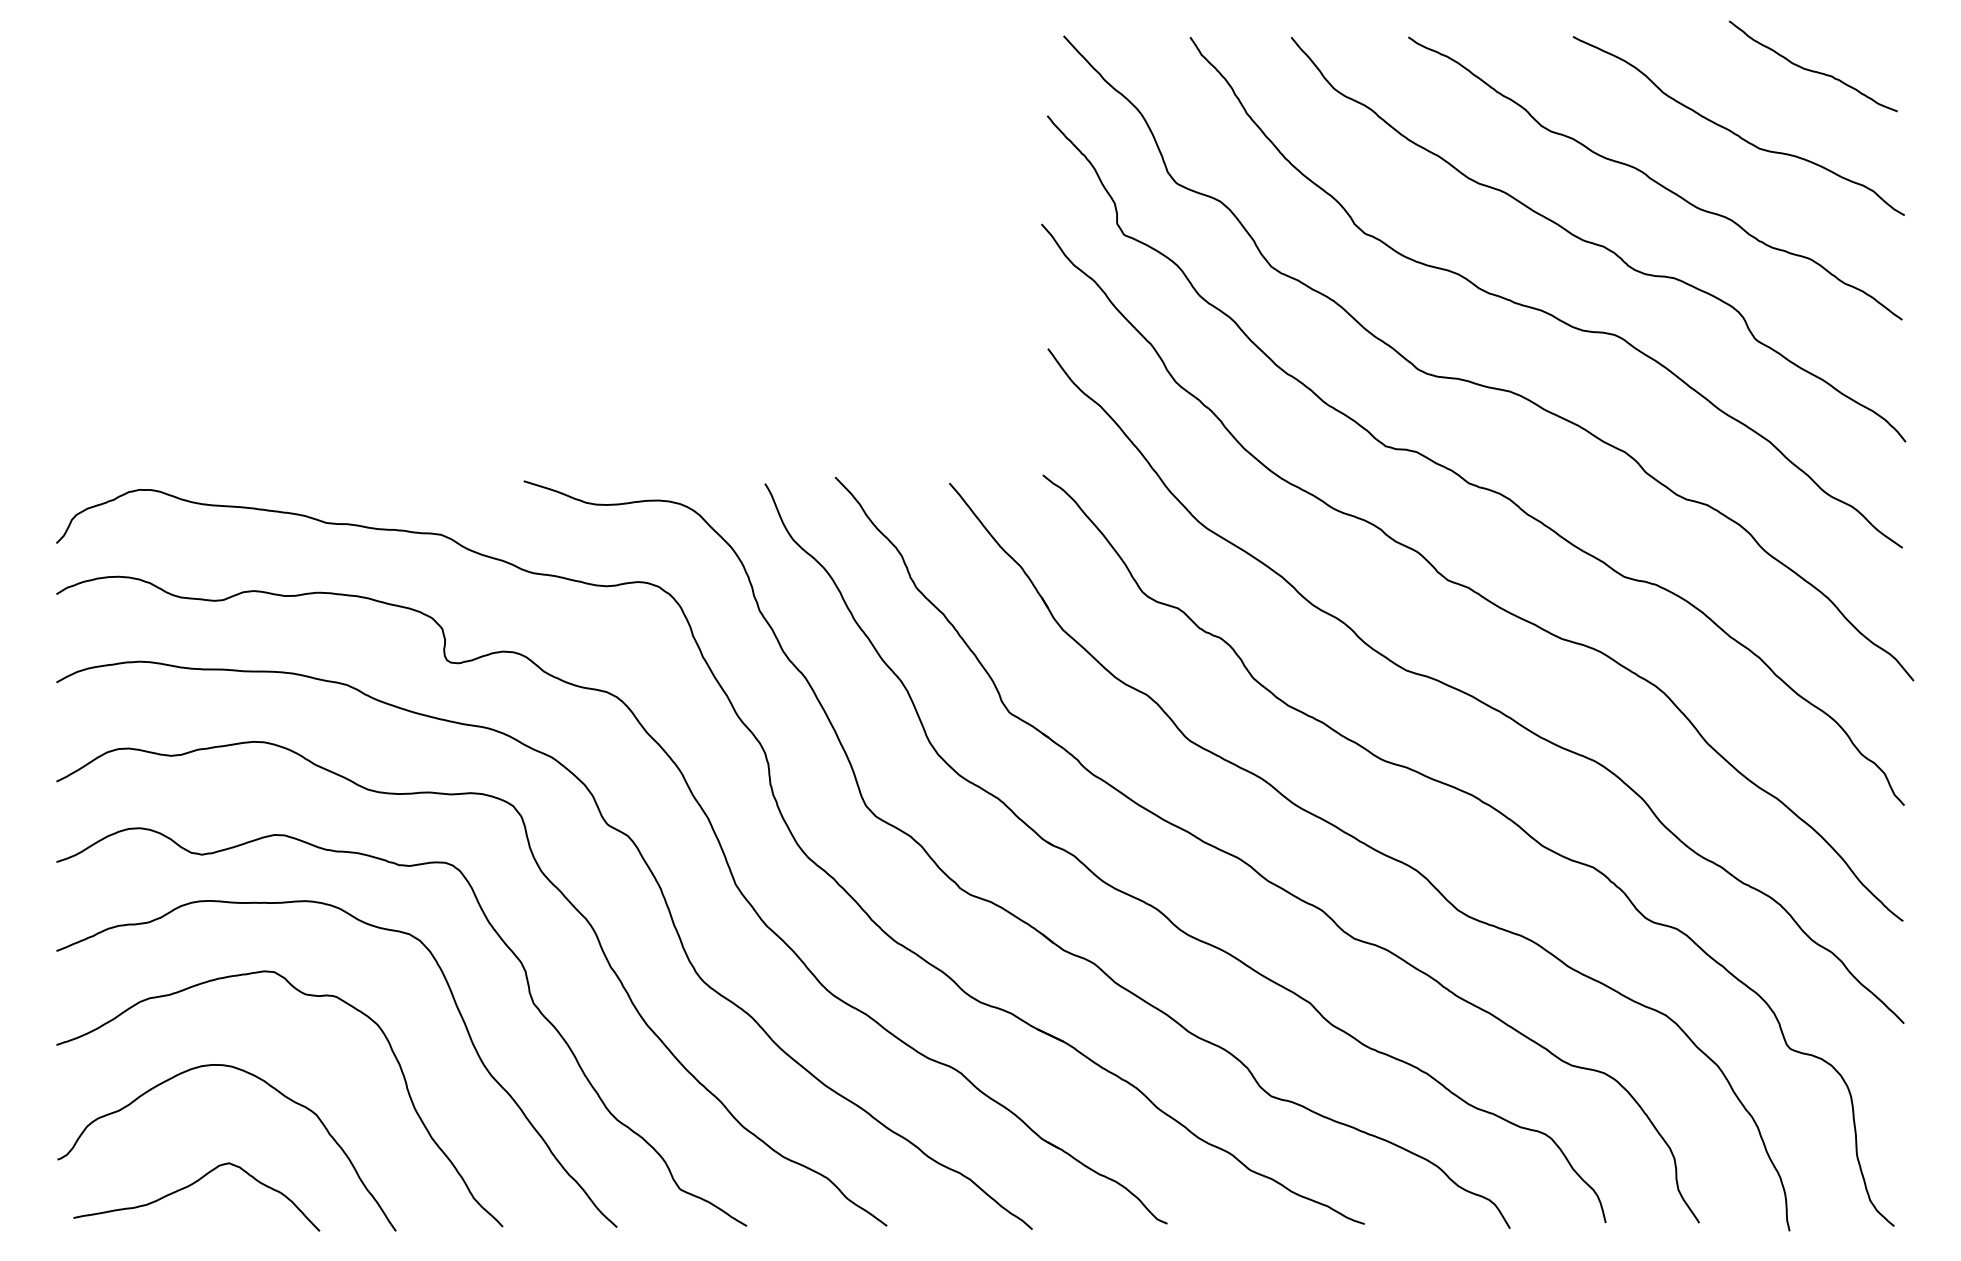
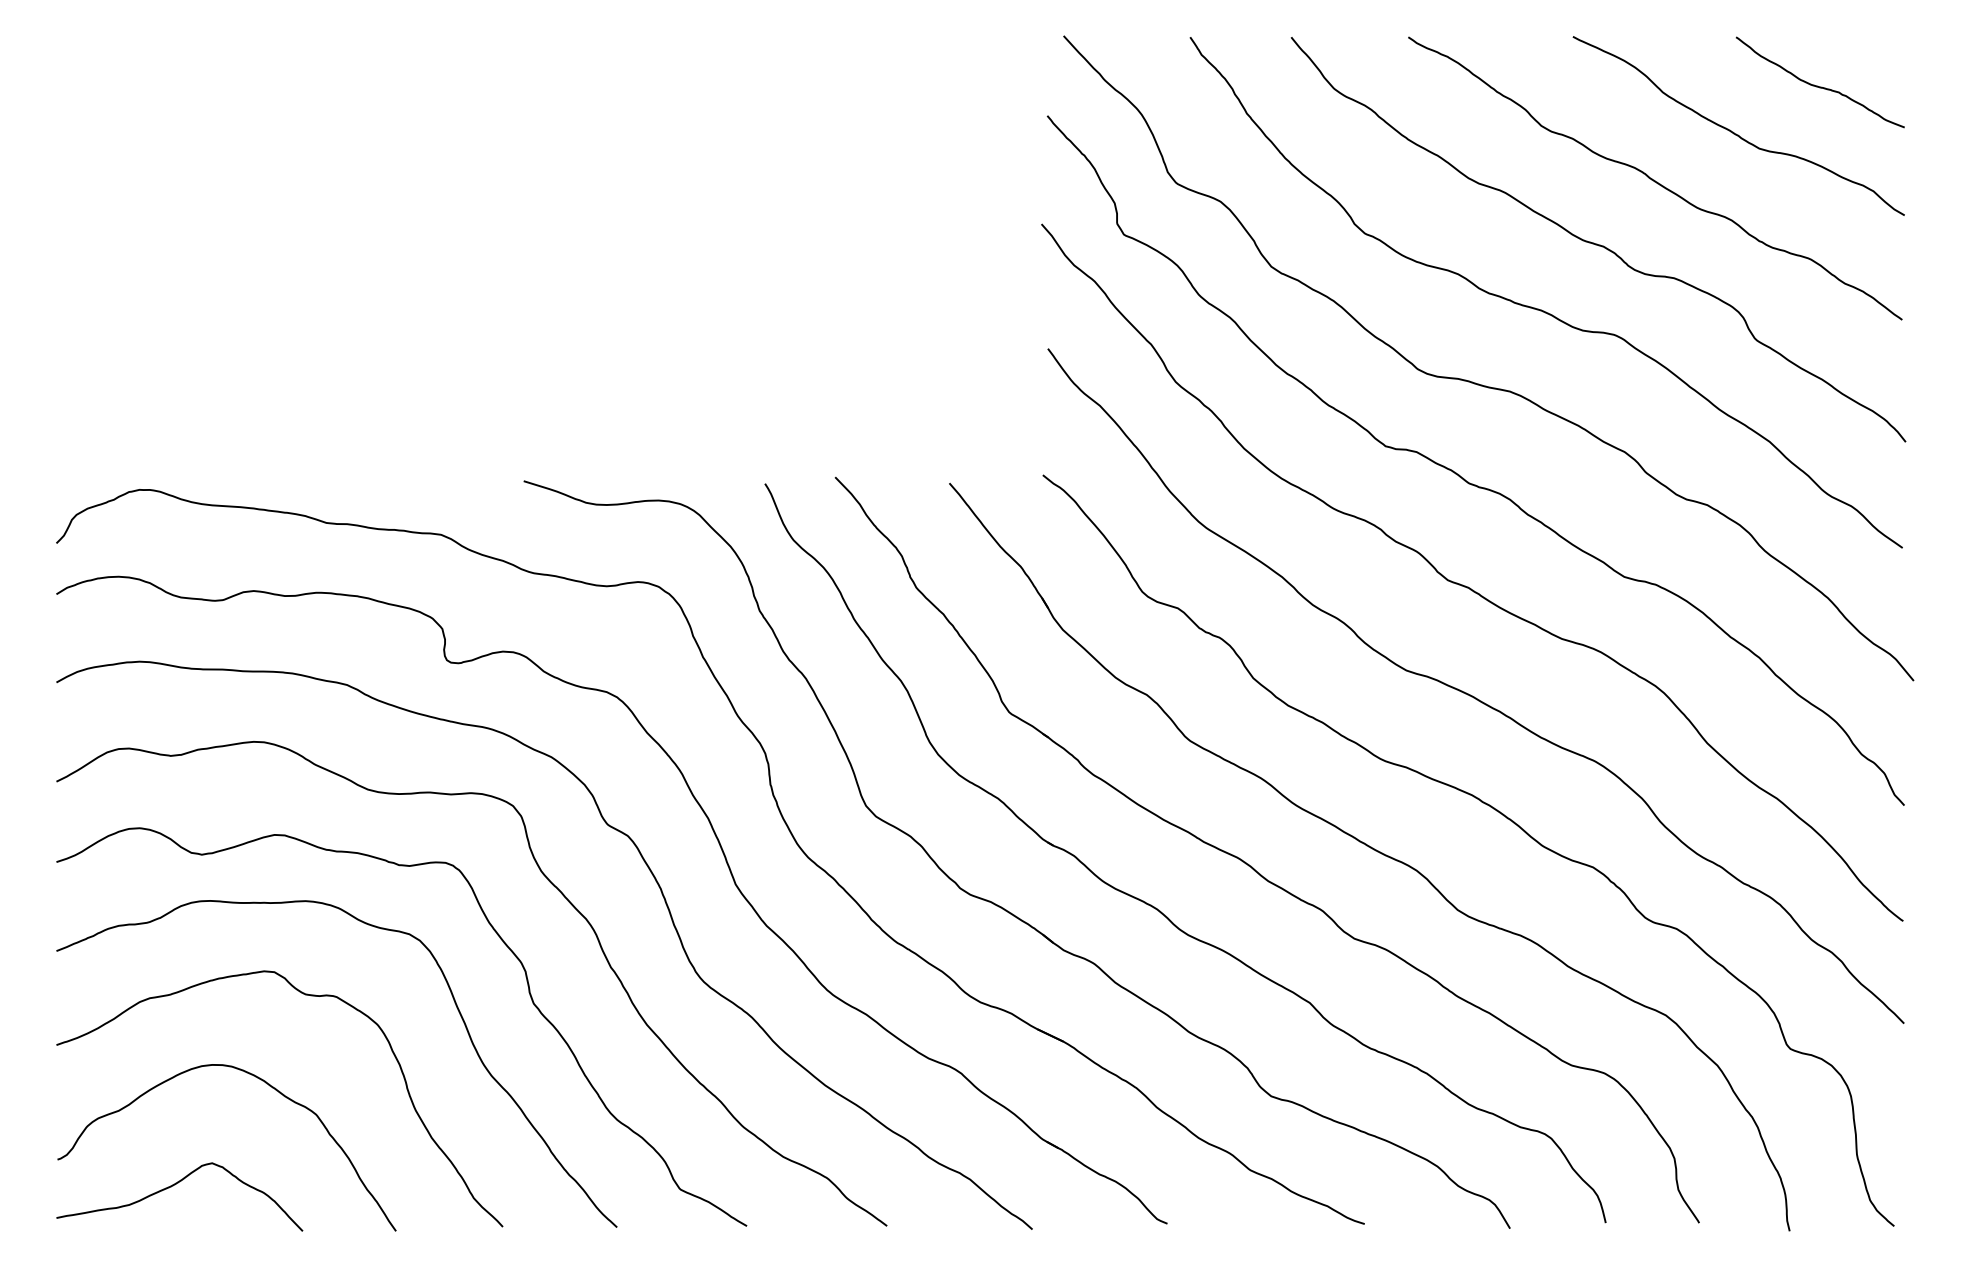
curve position: (1810, 69) -> (1817, 85) (1817, 85)
curve position: (190, 1186) -> (173, 1186) (173, 1186)
